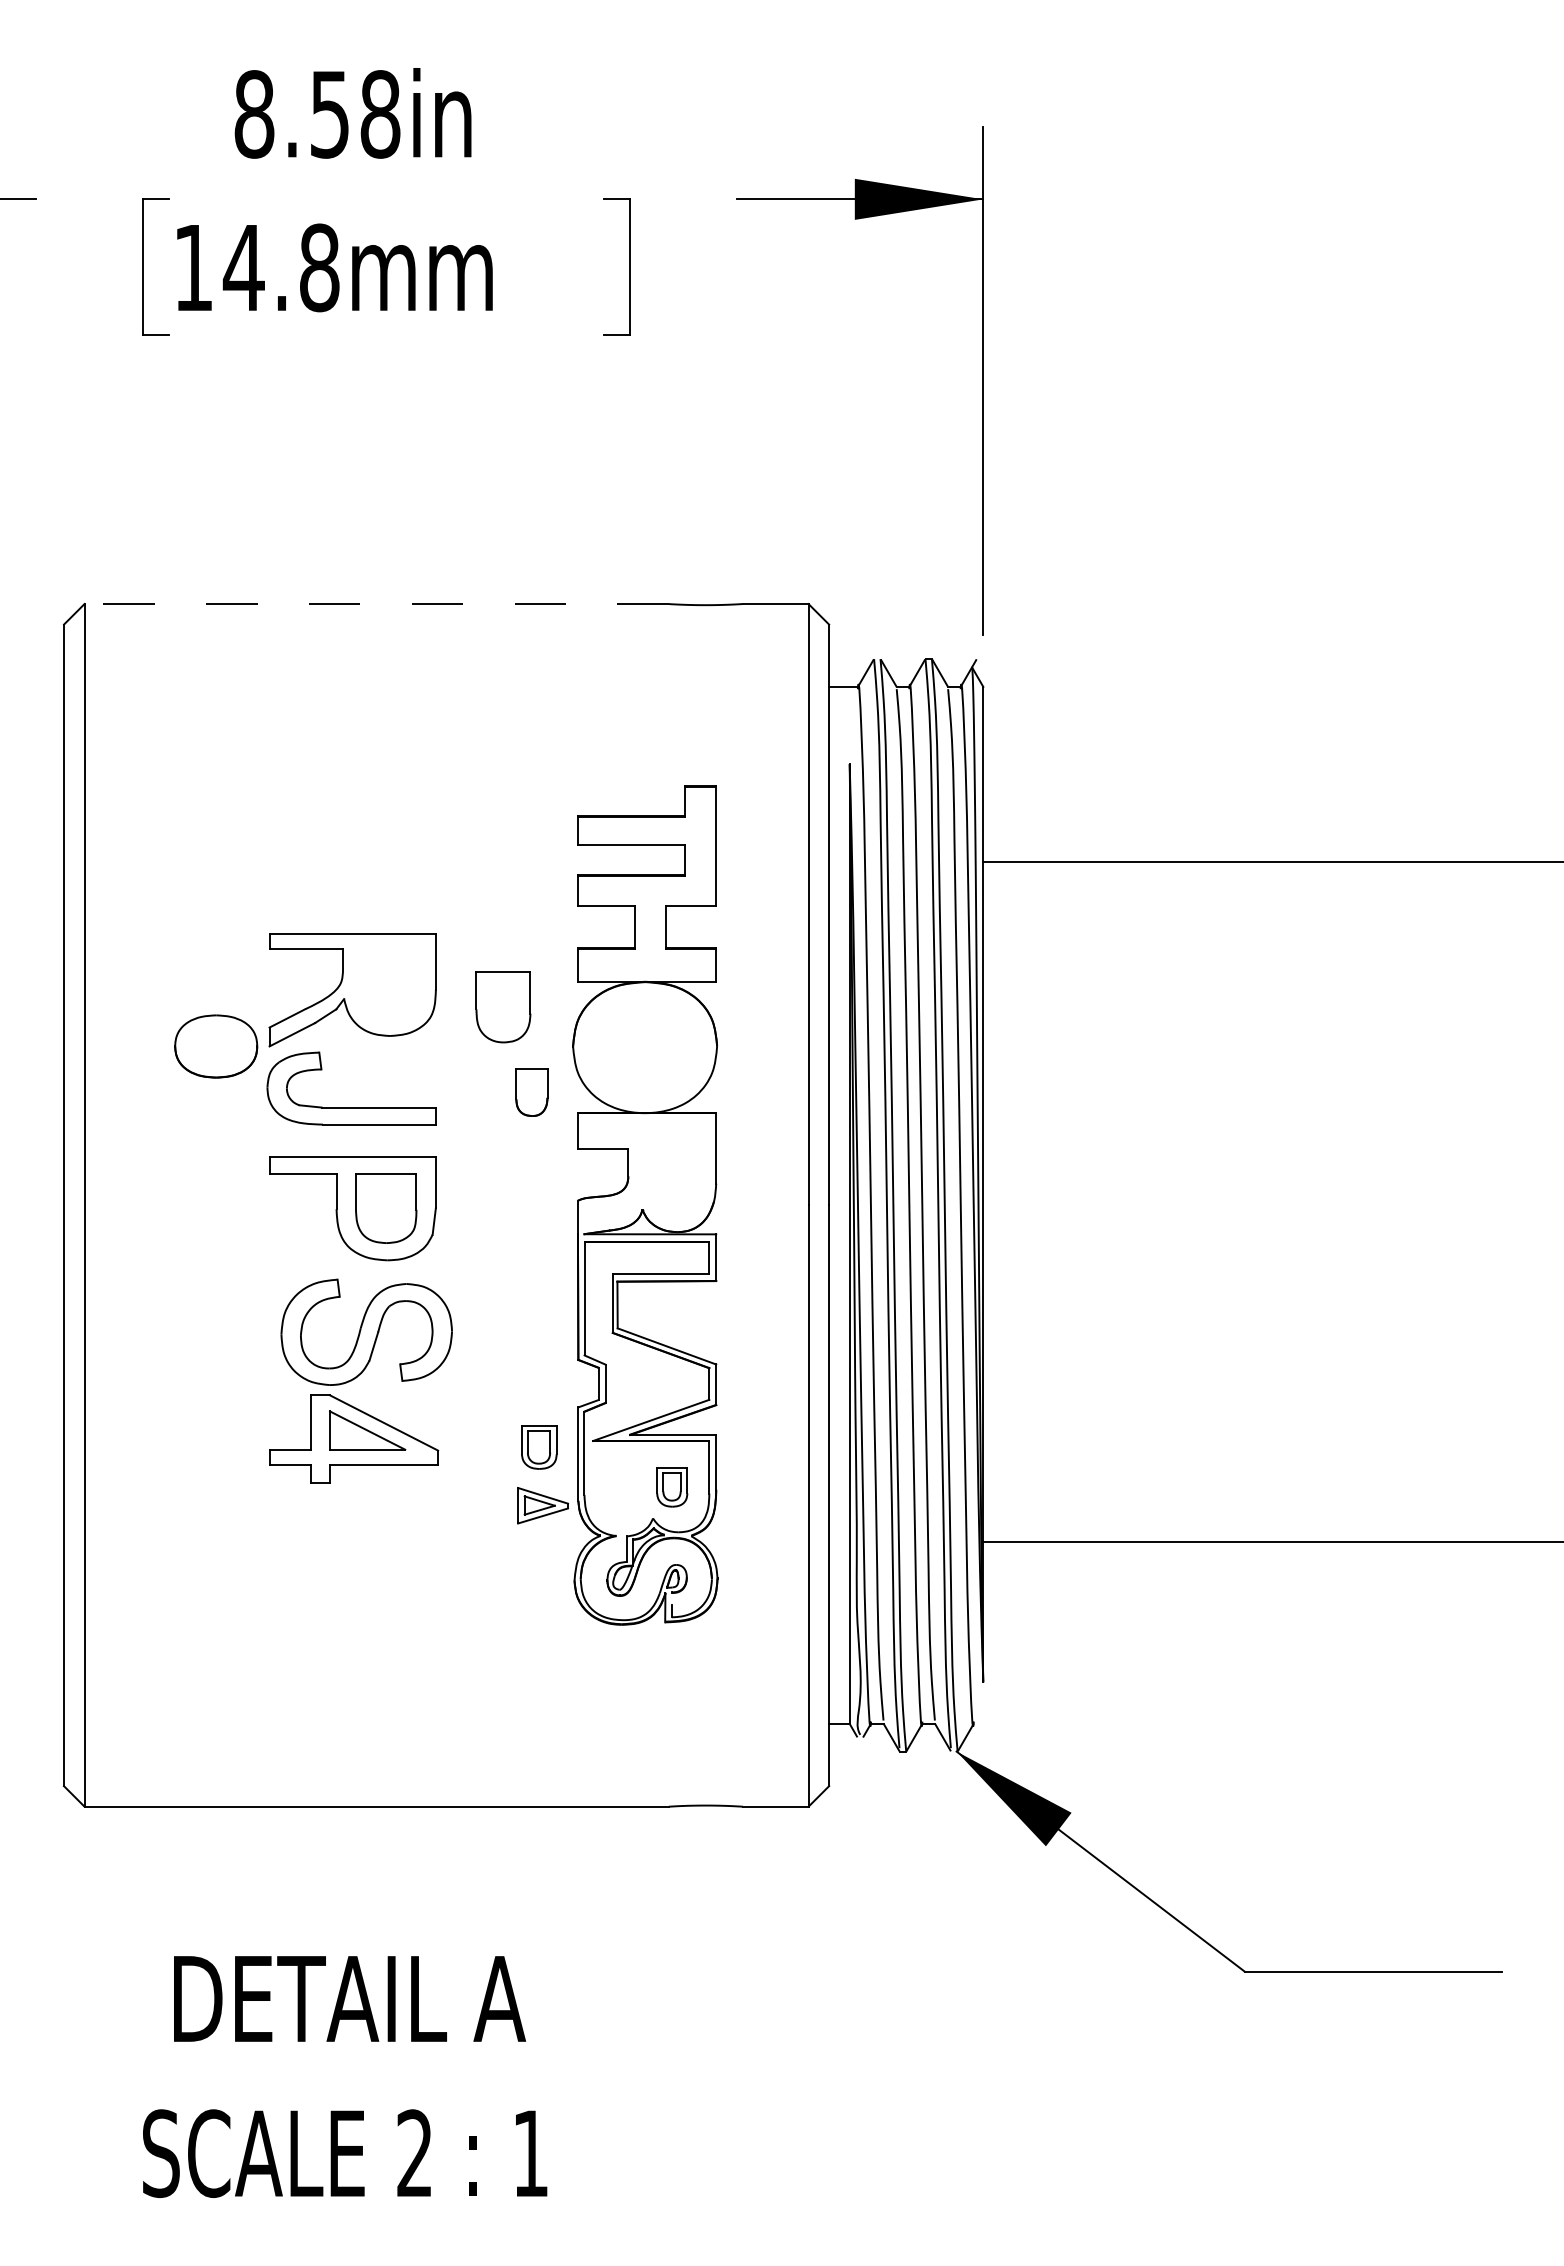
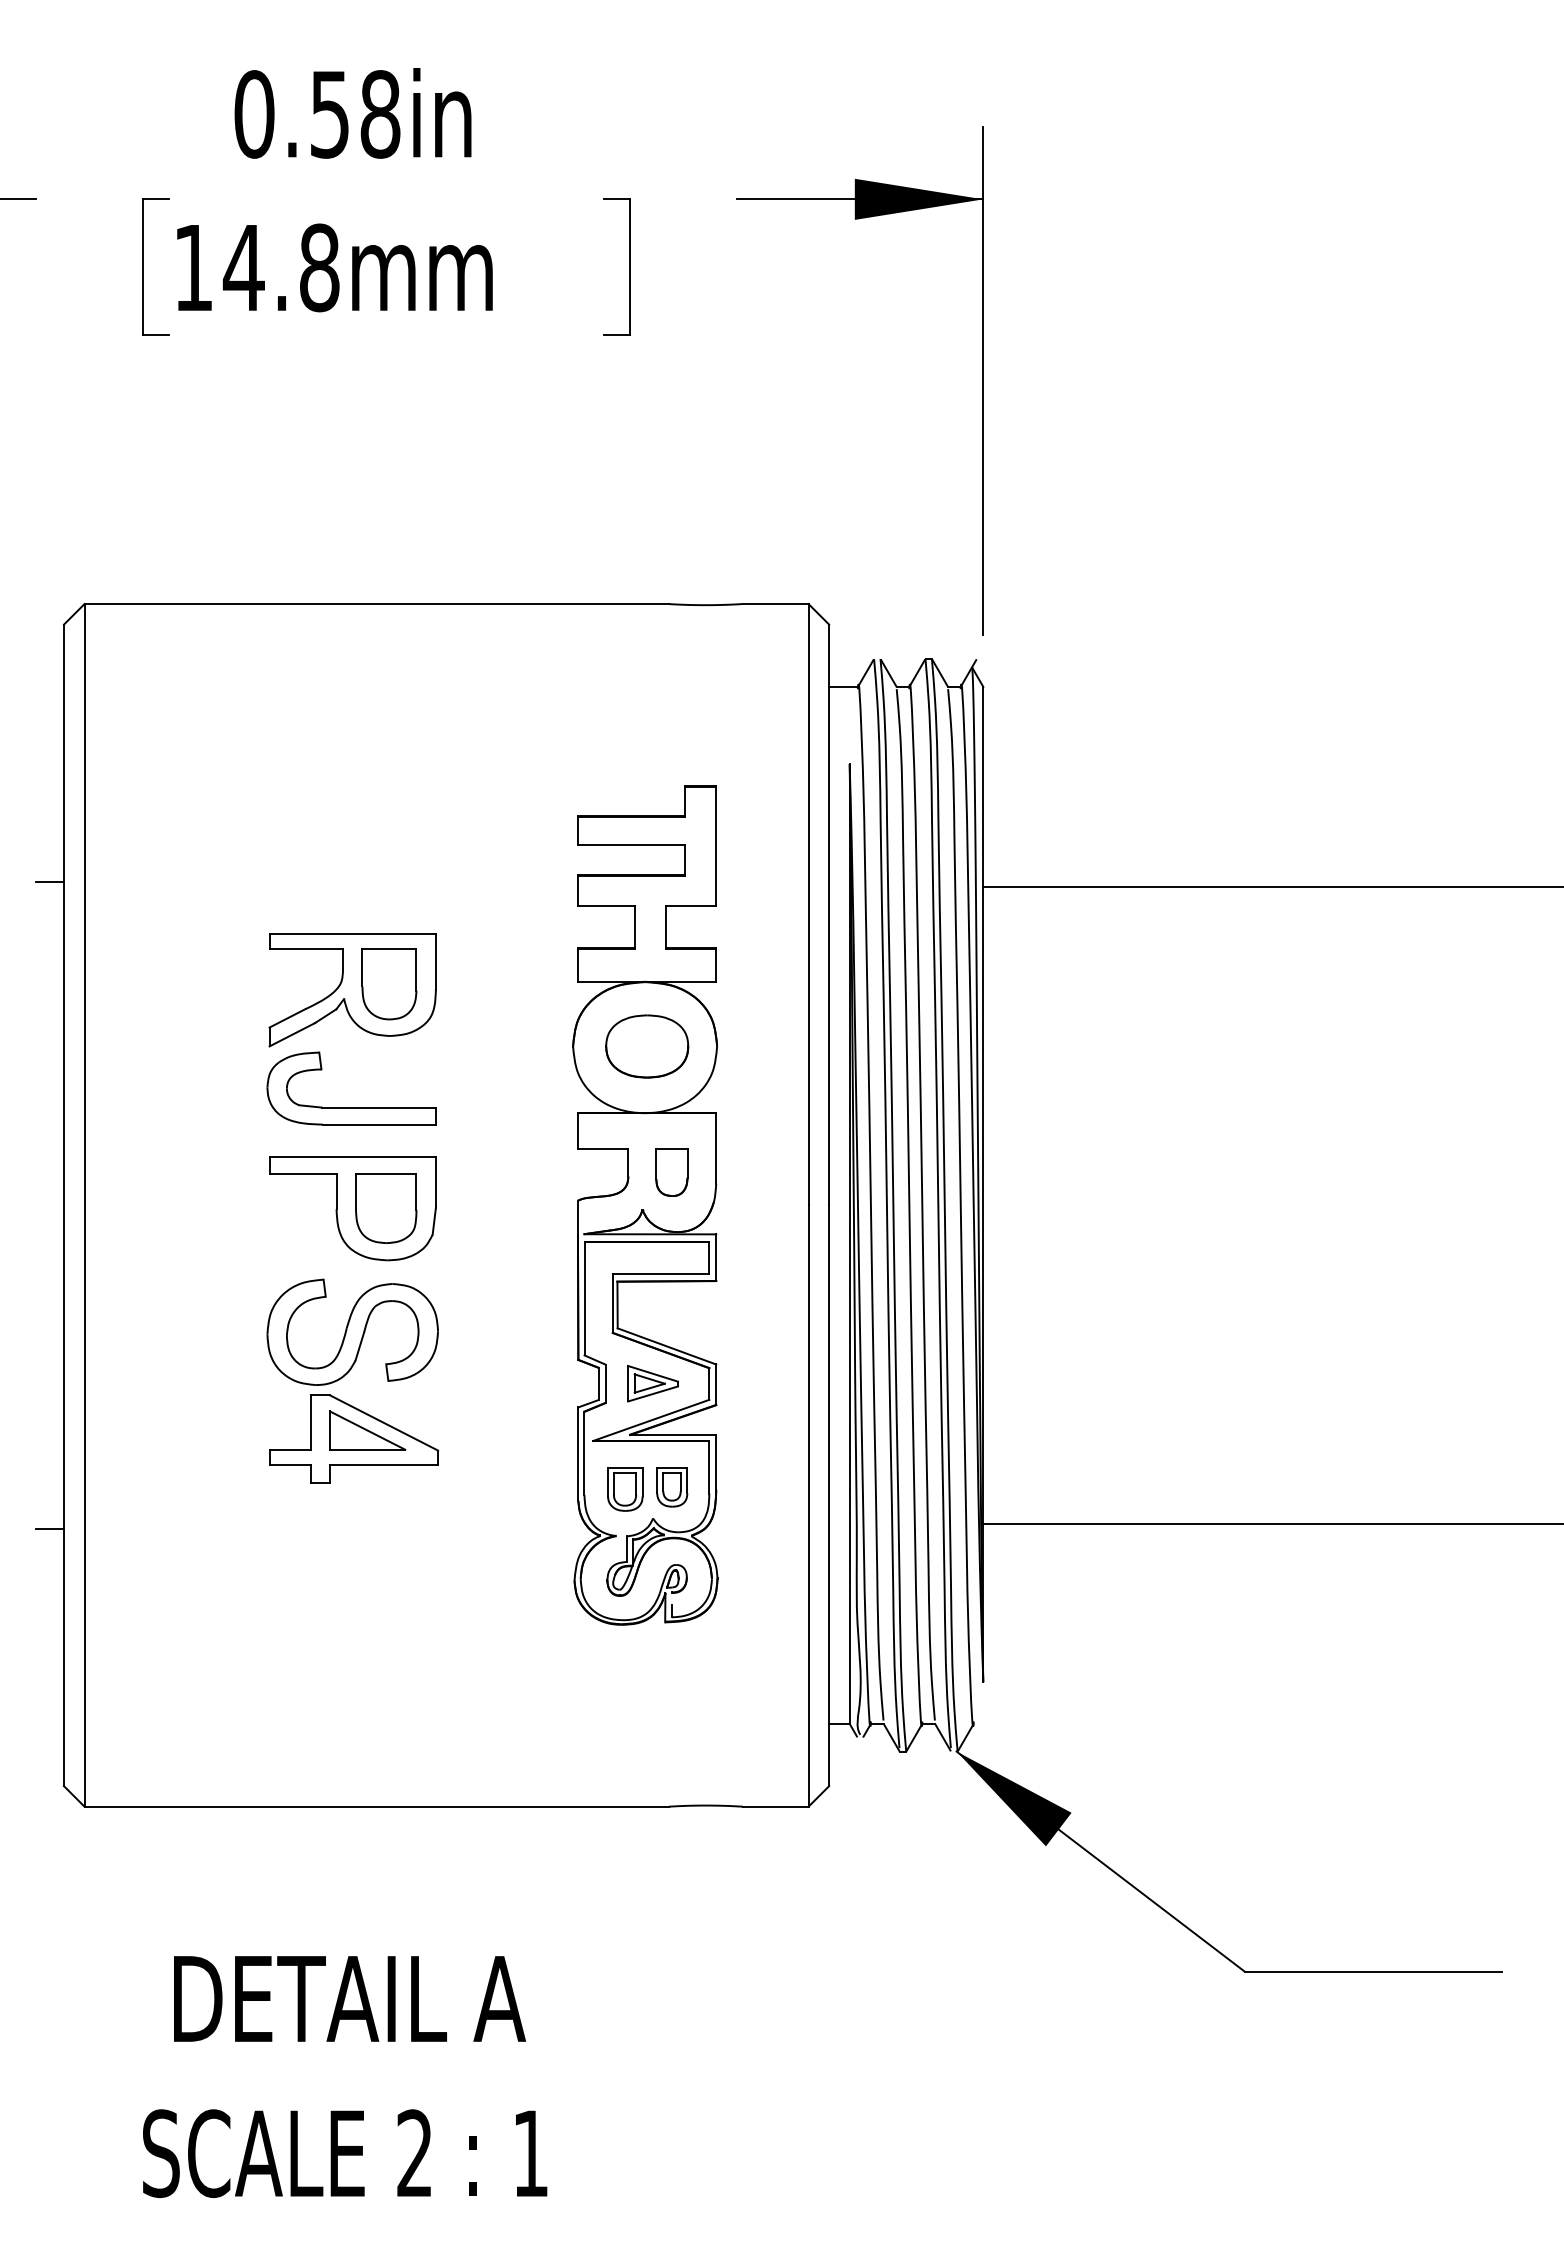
text: 8.58in -> 0.58in (254, 114)
line: dashed -> solid (376, 604)
line position: (1271, 861) -> (1271, 886) (1271, 886)
line: none -> present (50, 881)
part position: (503, 1007) -> (389, 984) (389, 984)
part position: (216, 1046) -> (647, 1046) (647, 1046)
part position: (531, 1092) -> (671, 1172) (671, 1172)
part position: (366, 1331) -> (352, 1331) (352, 1331)
part position: (539, 1447) -> (625, 1489) (625, 1489)
part position: (542, 1505) -> (652, 1383) (652, 1383)
line: none -> present (50, 1529)
line position: (1271, 1542) -> (1271, 1524) (1271, 1524)
